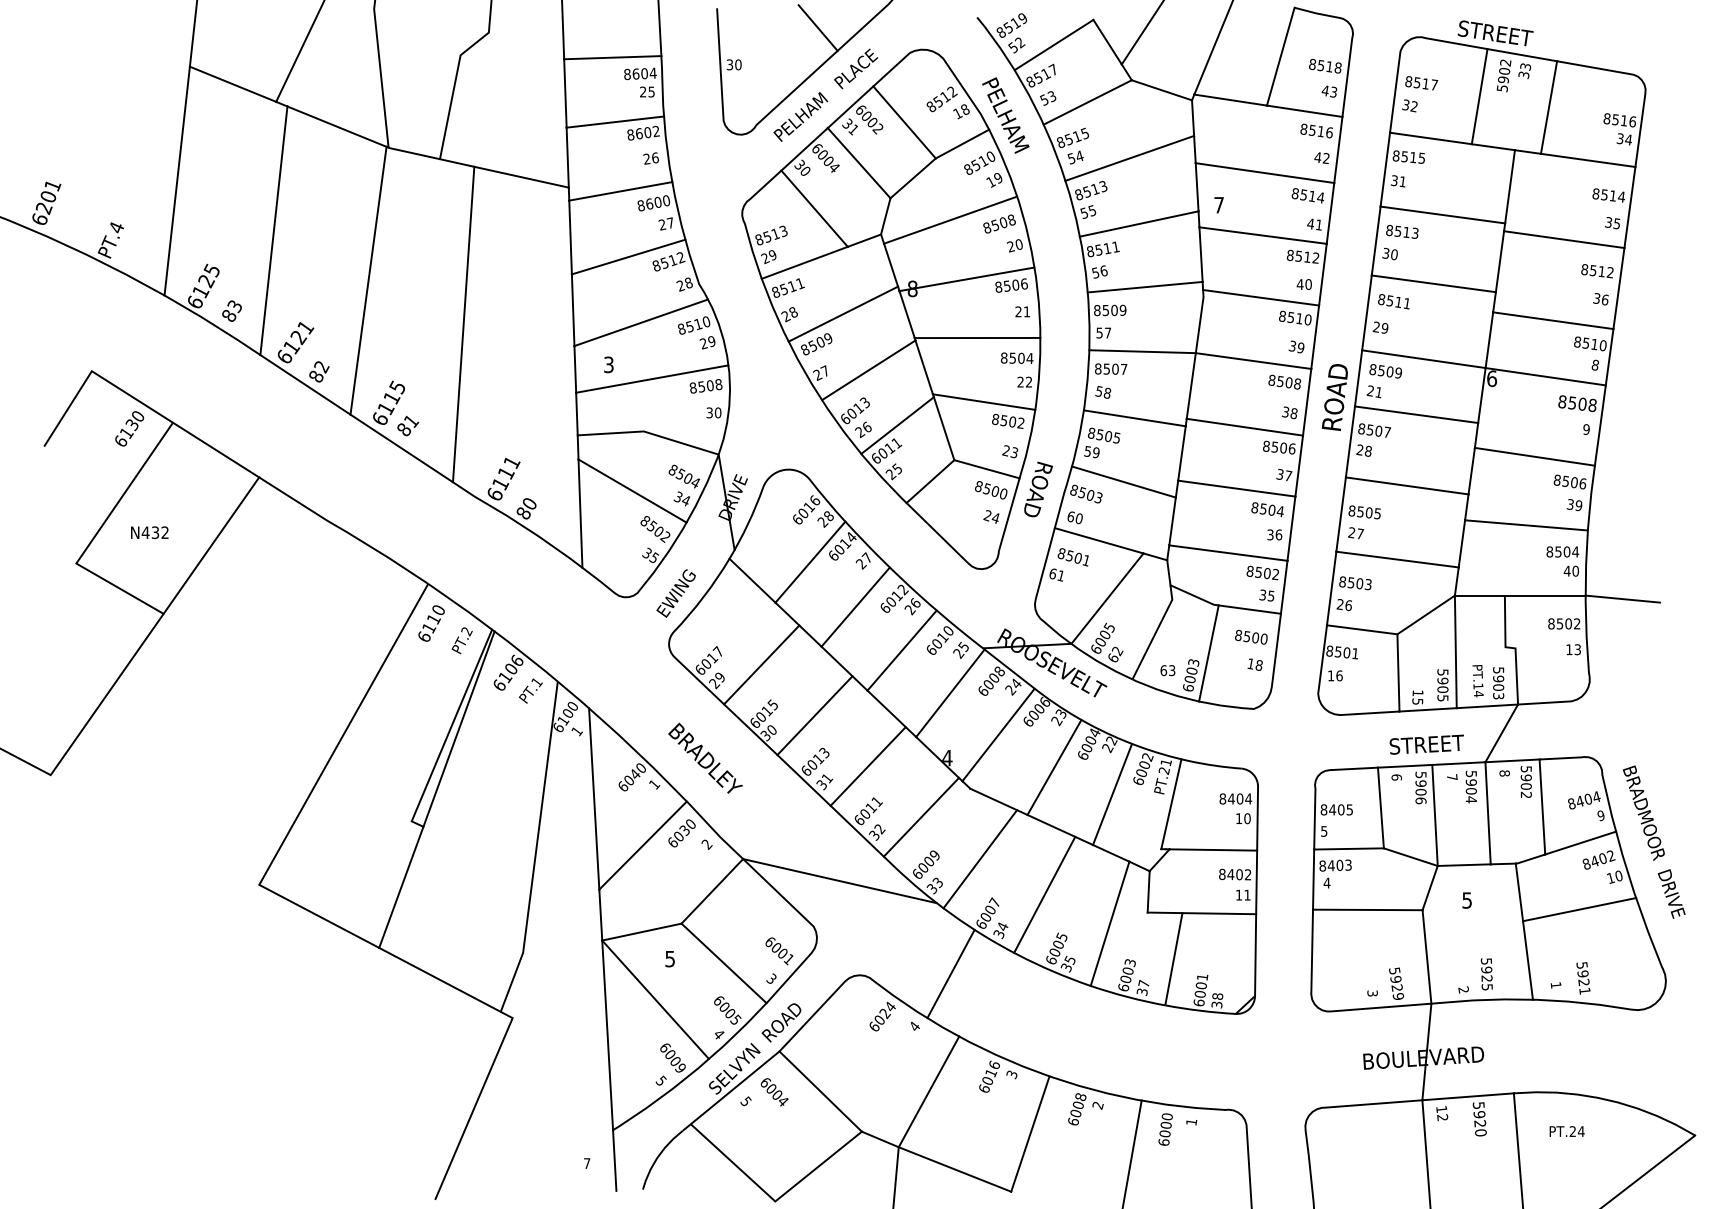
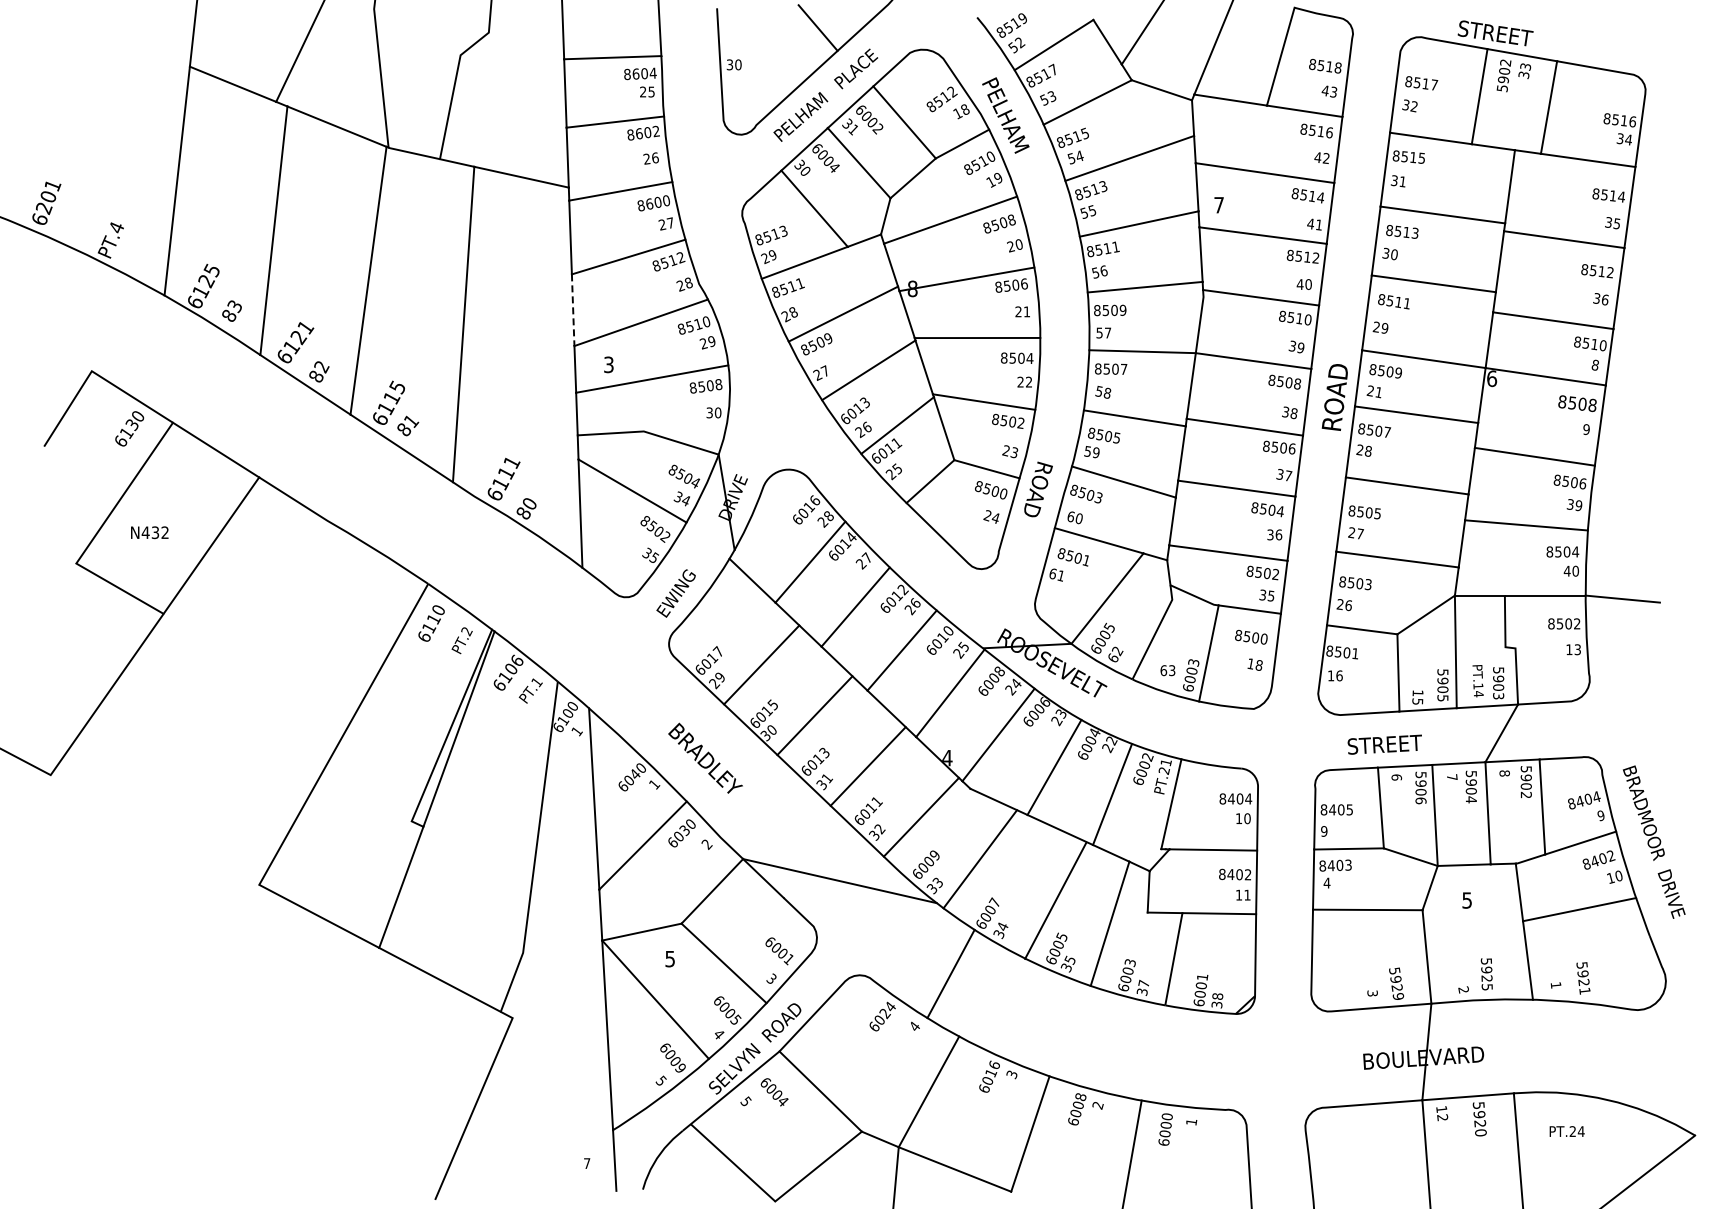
line: solid -> dashed (573, 310)
text position: (1426, 744) -> (1384, 744) (1384, 744)
text: 5 -> 9 (1324, 831)
line position: (1044, 894) -> (1055, 900) (1055, 900)
